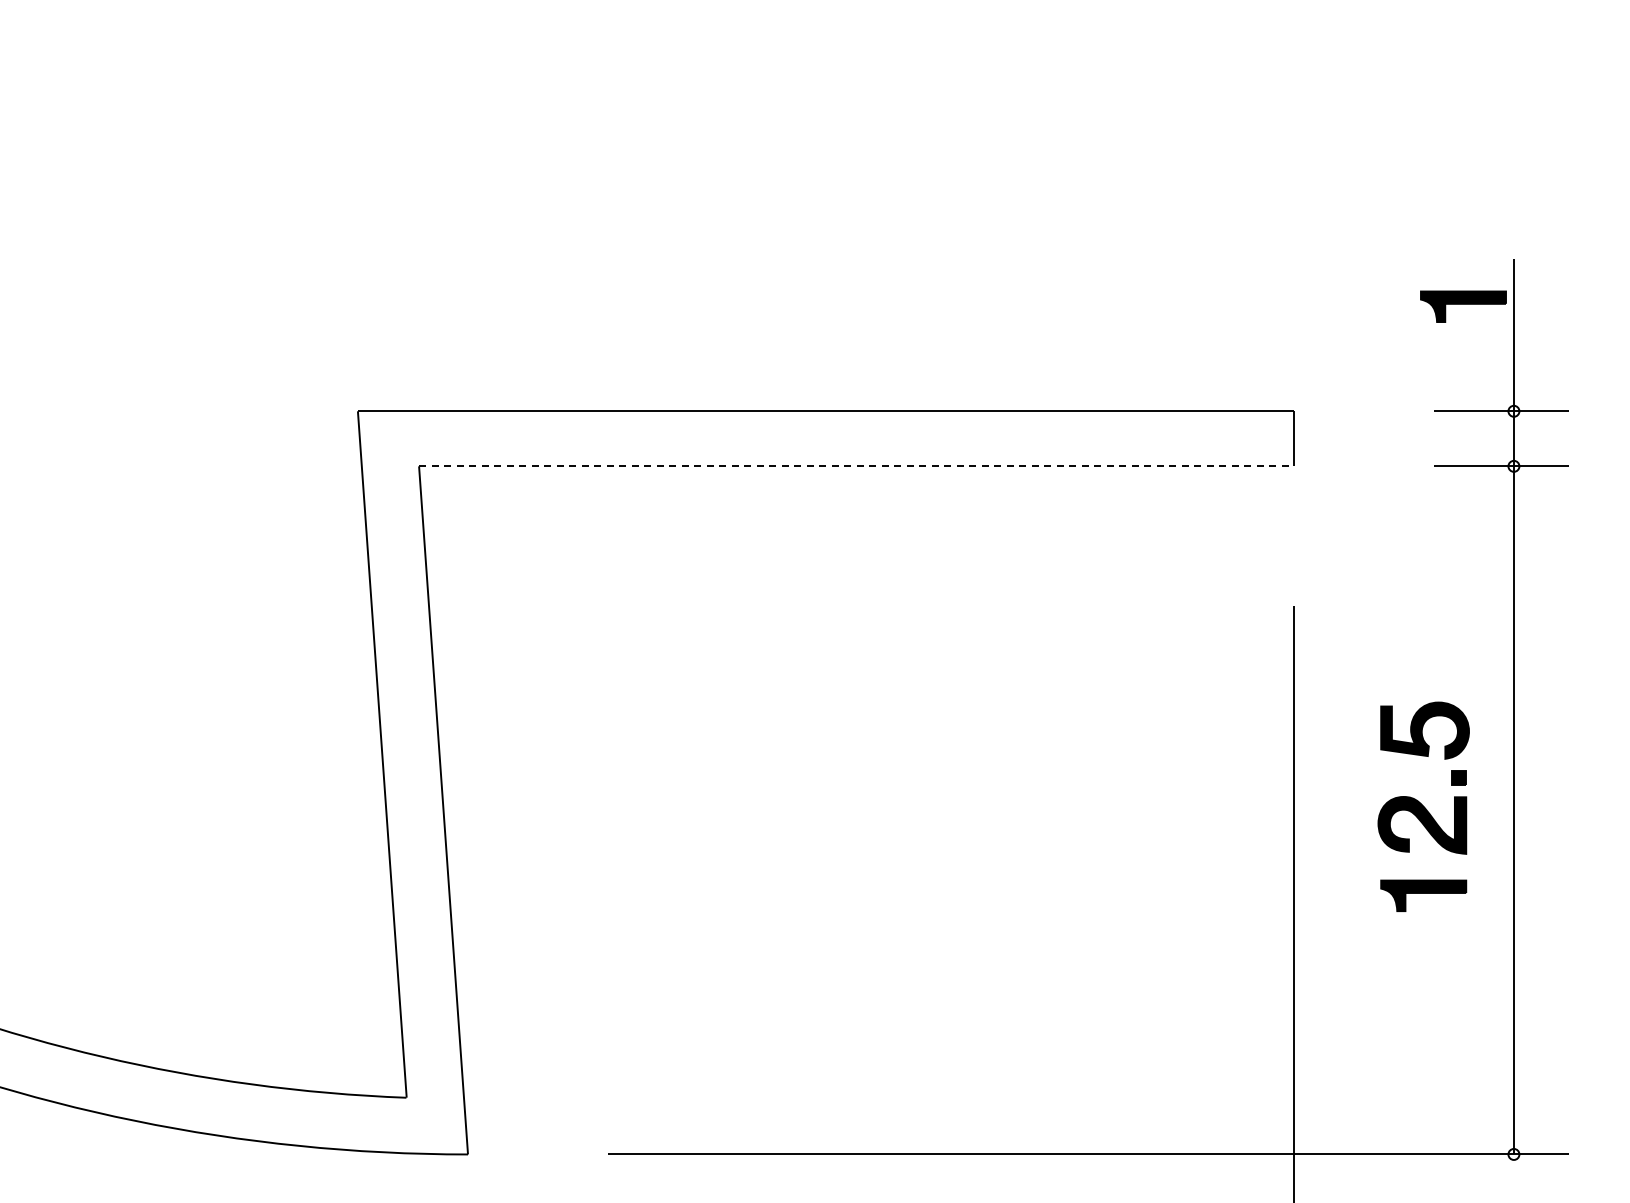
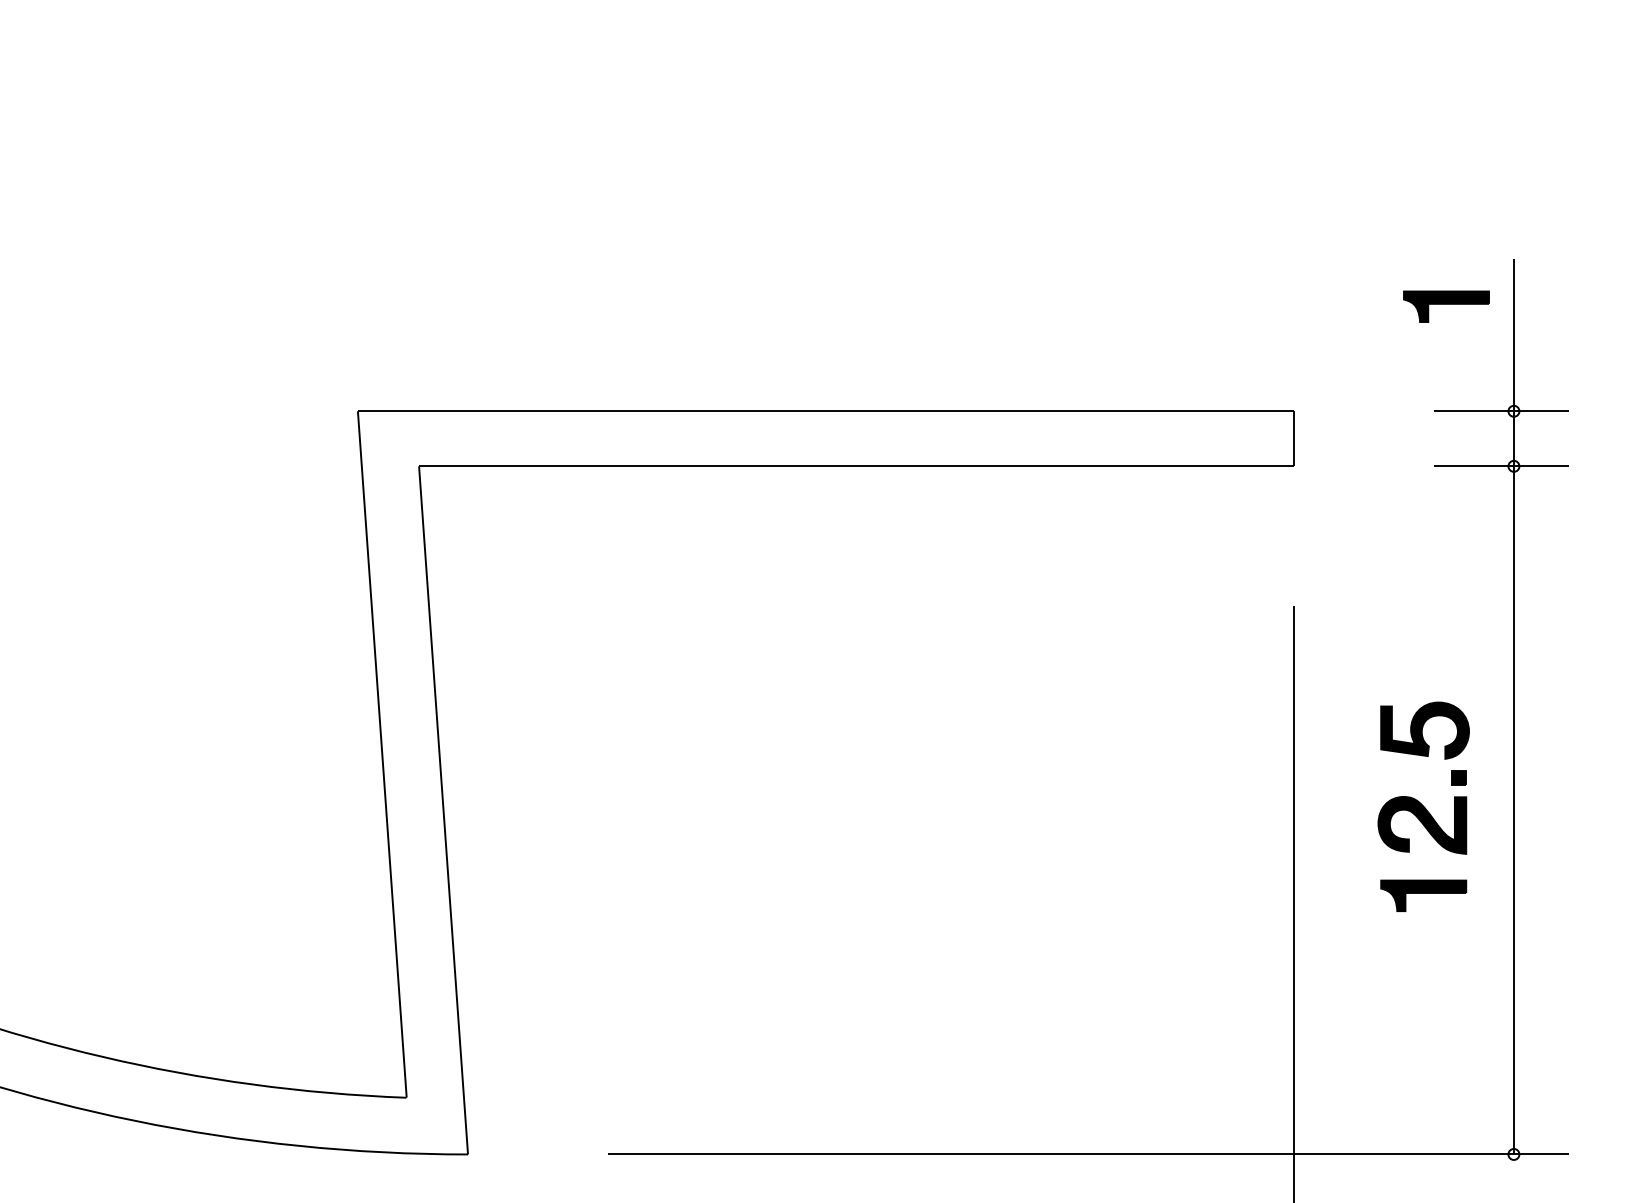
part position: (1463, 306) -> (1446, 306) (1446, 306)
line: dashed -> solid (856, 466)
